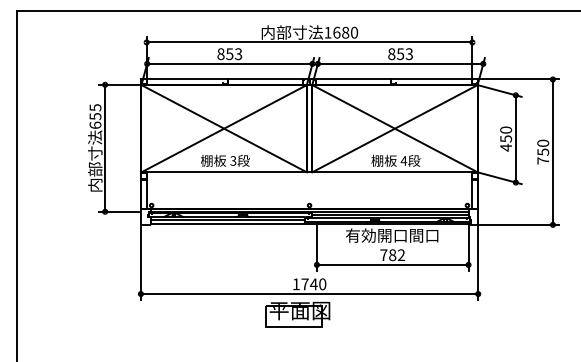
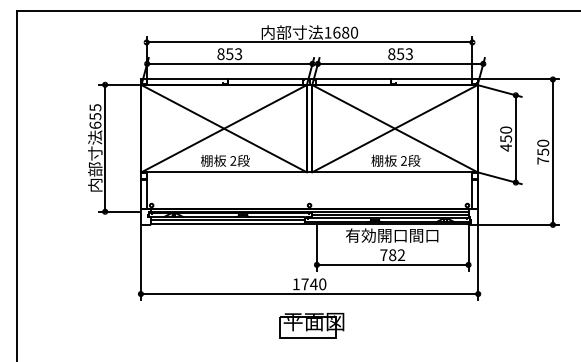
text: 4 -> 2 (403, 160)
text: 3 -> 2 (233, 161)
part position: (297, 314) -> (311, 325) (311, 325)
